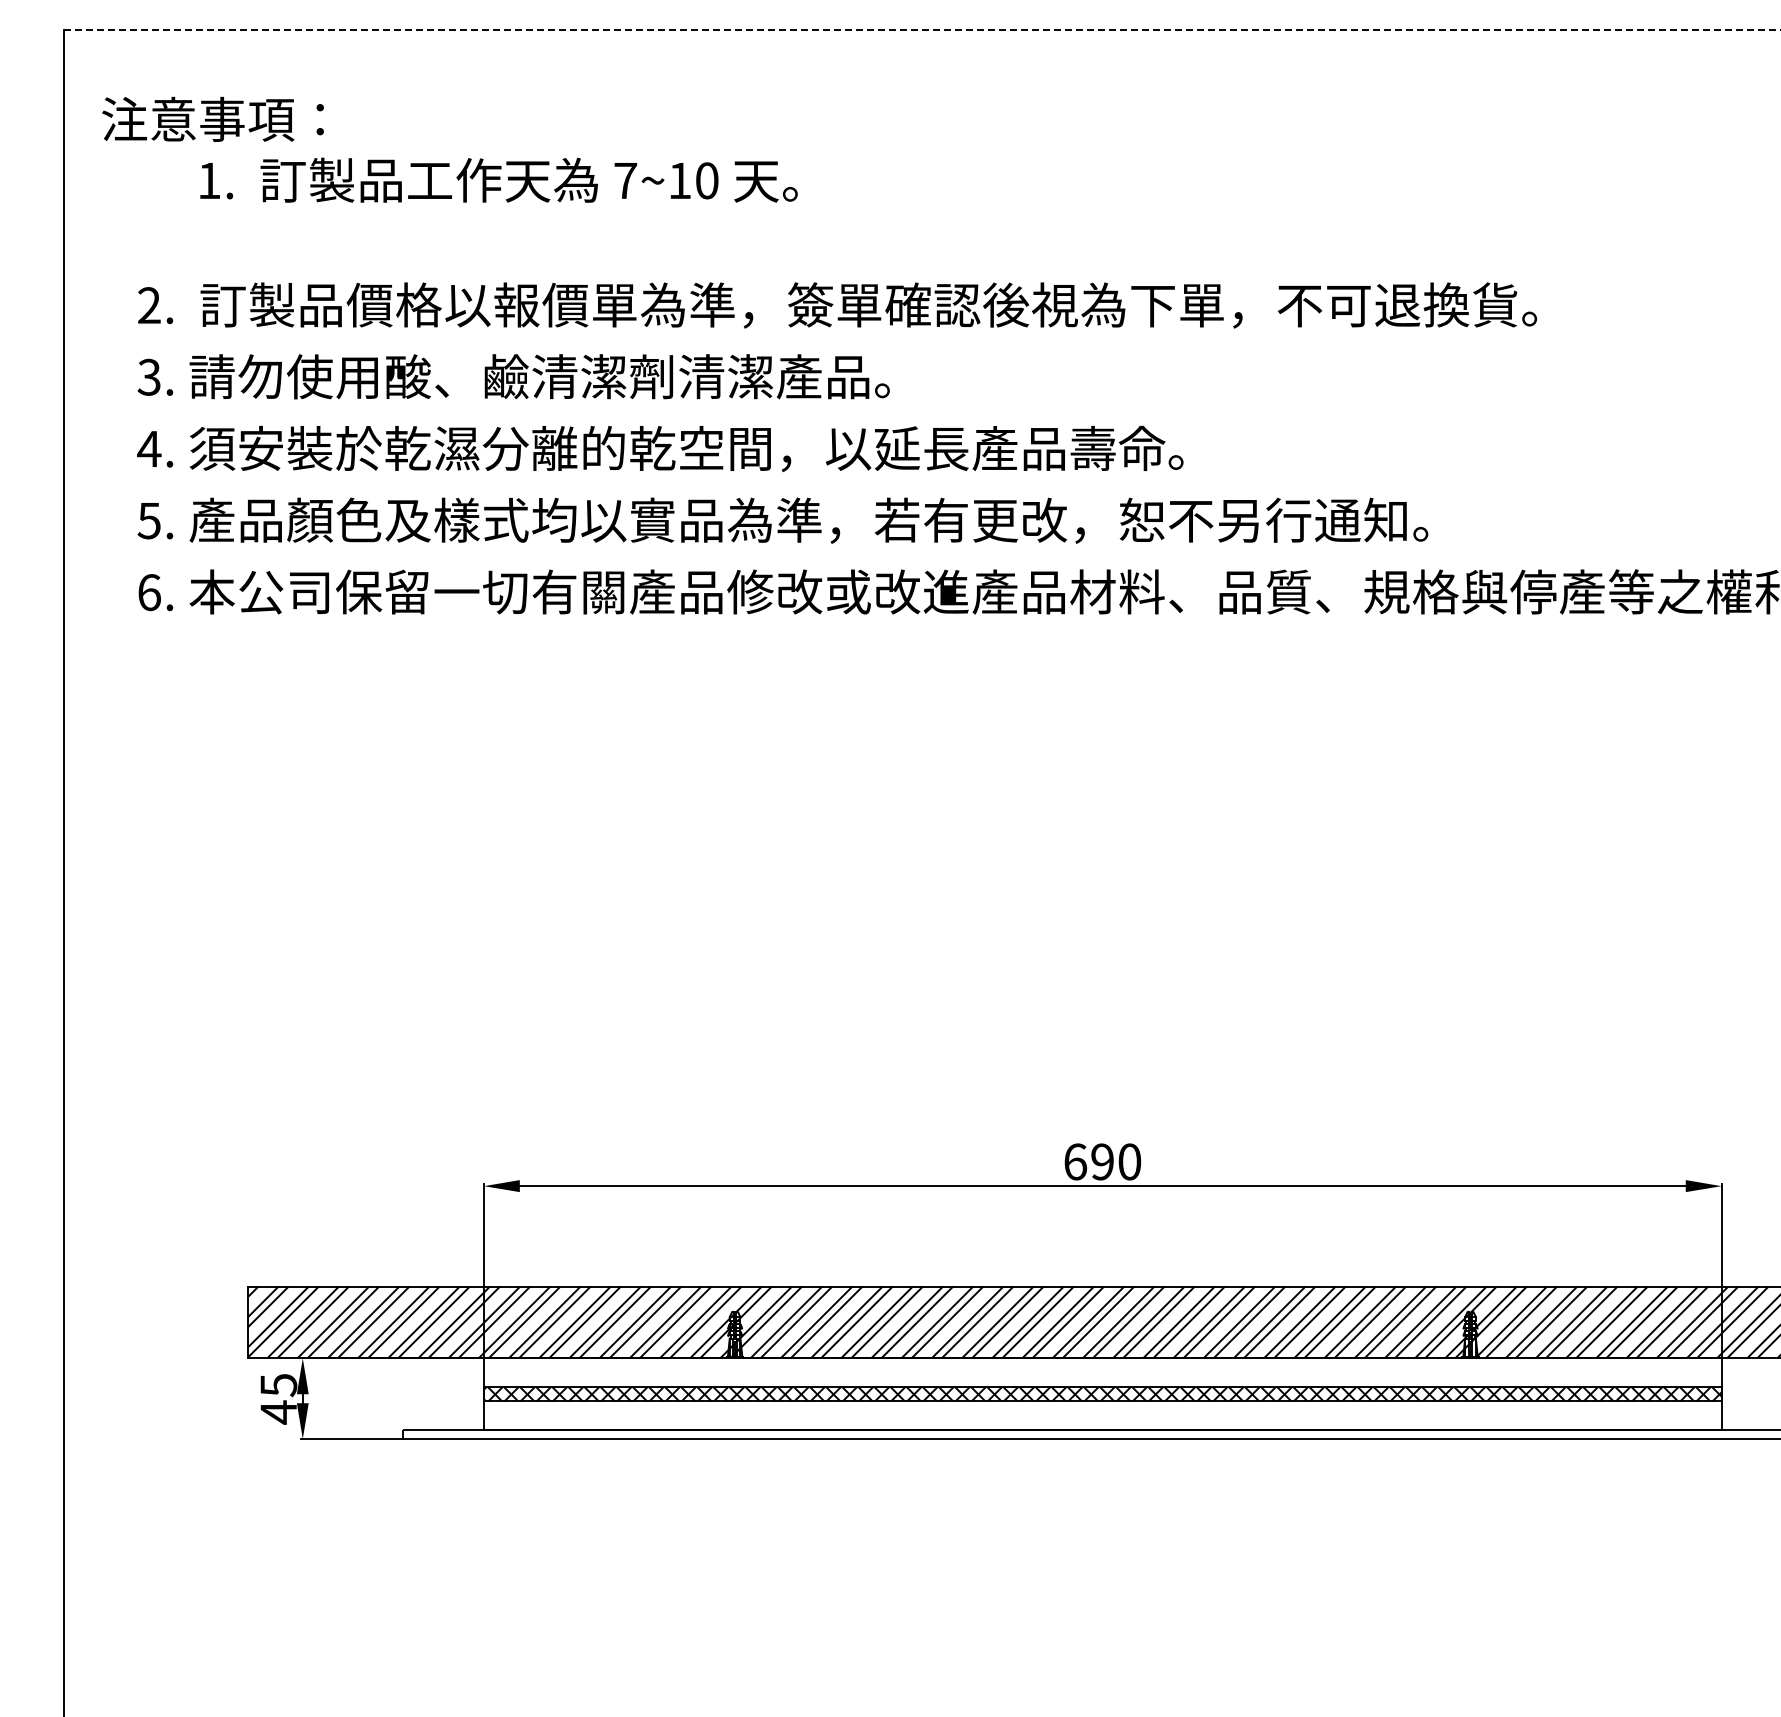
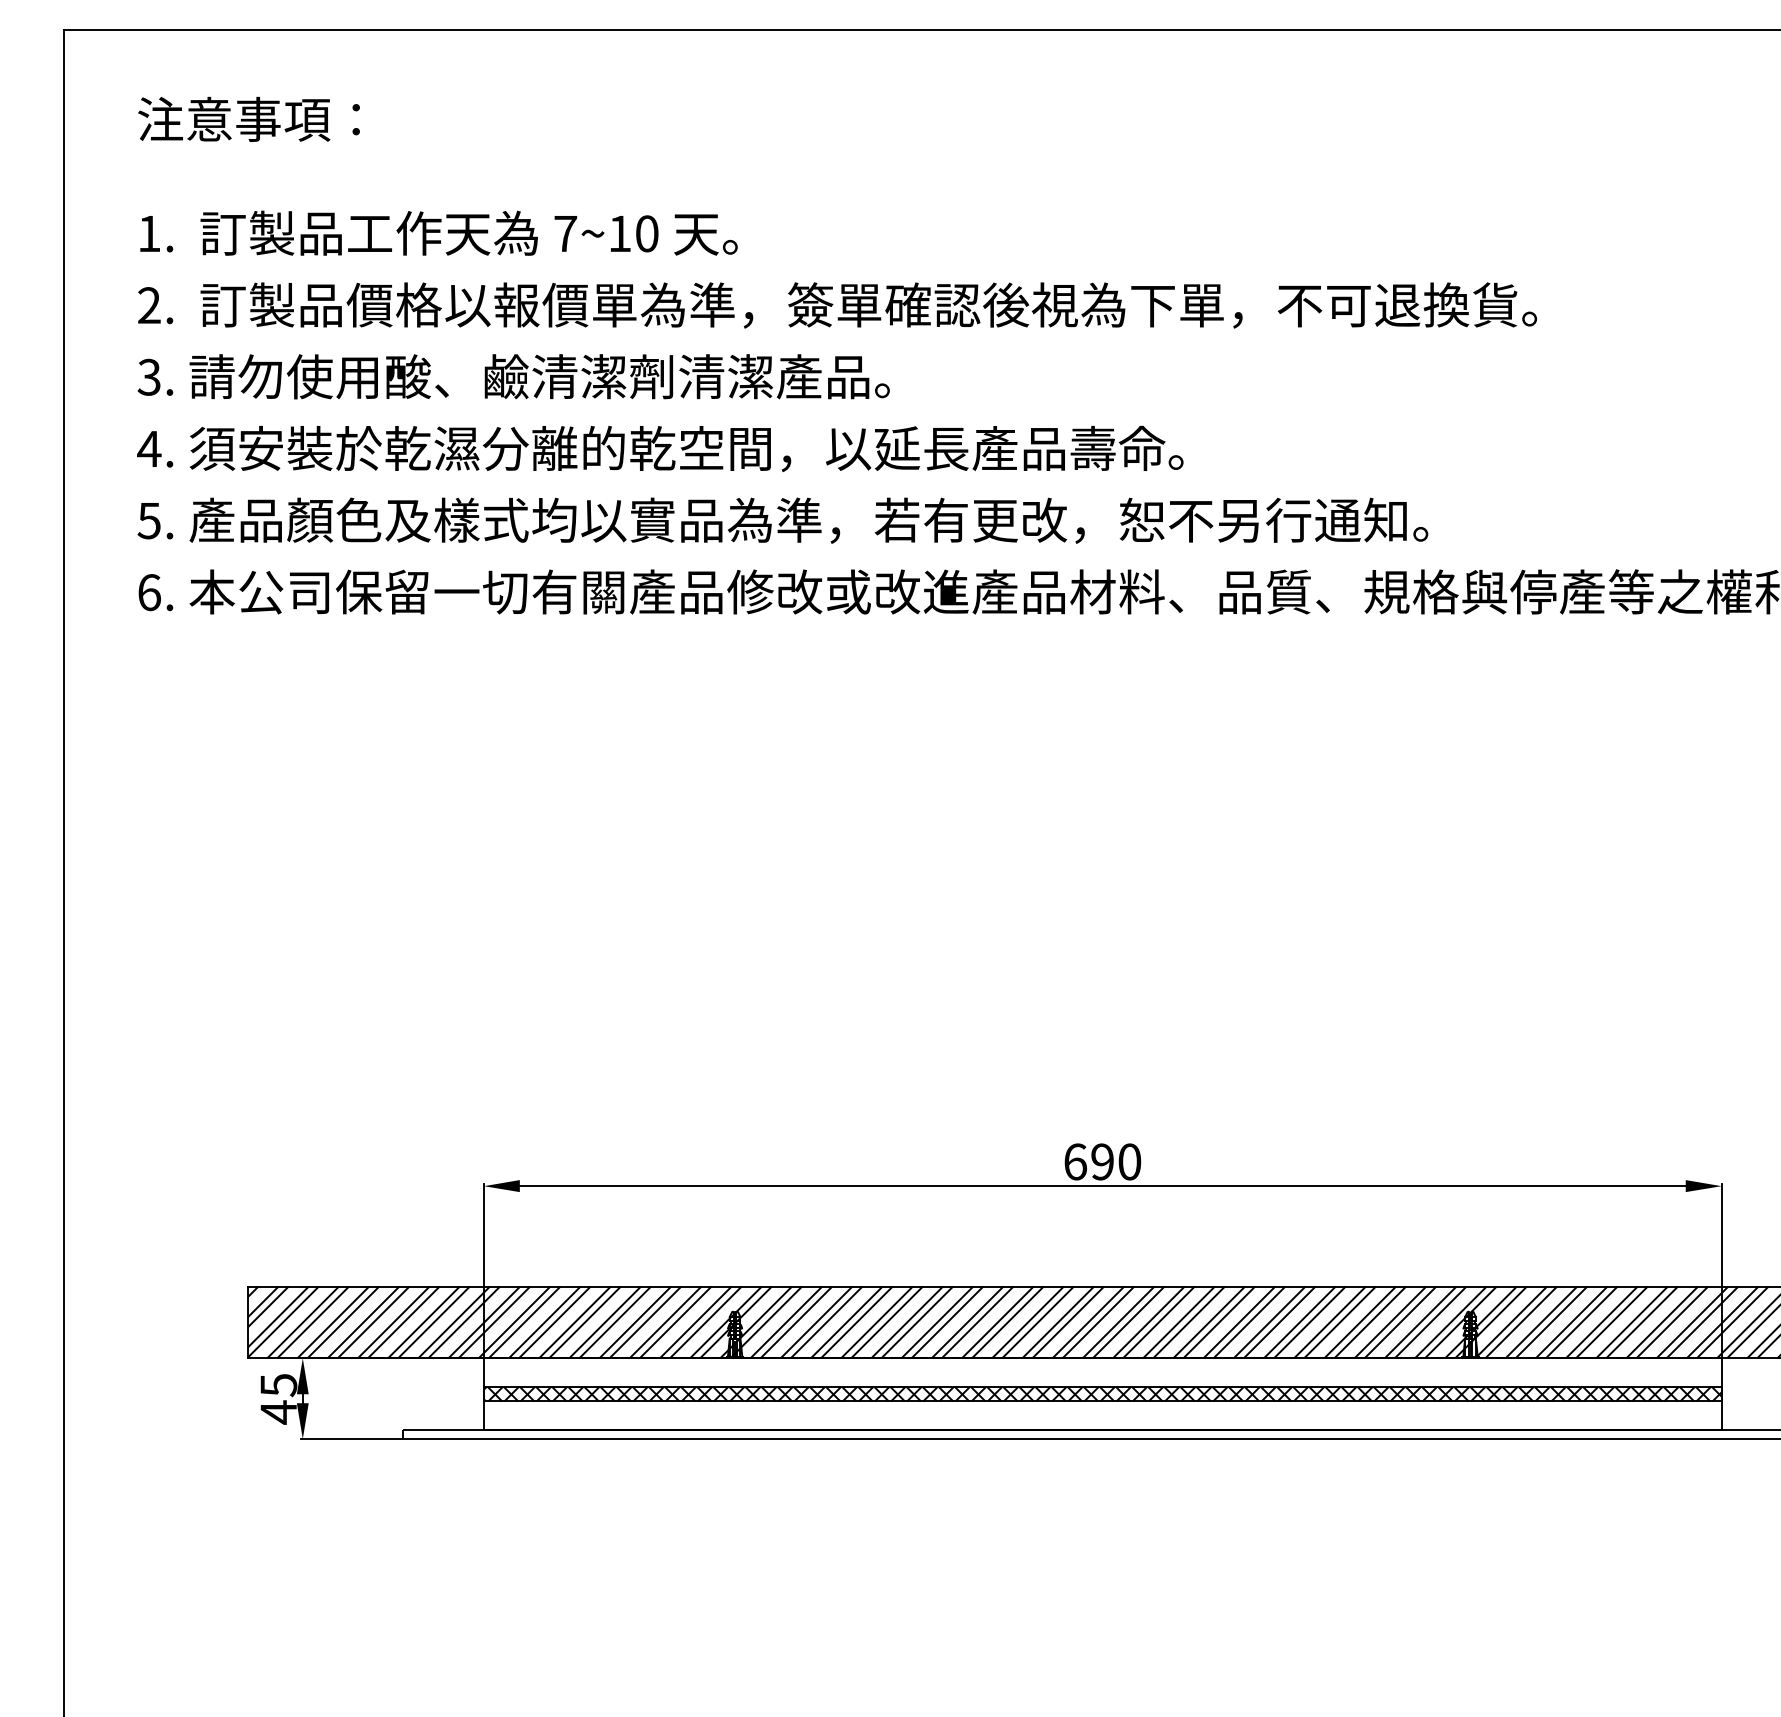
line: dashed -> solid (923, 30)
text position: (212, 118) -> (248, 118) (248, 118)
text position: (498, 179) -> (438, 232) (438, 232)
